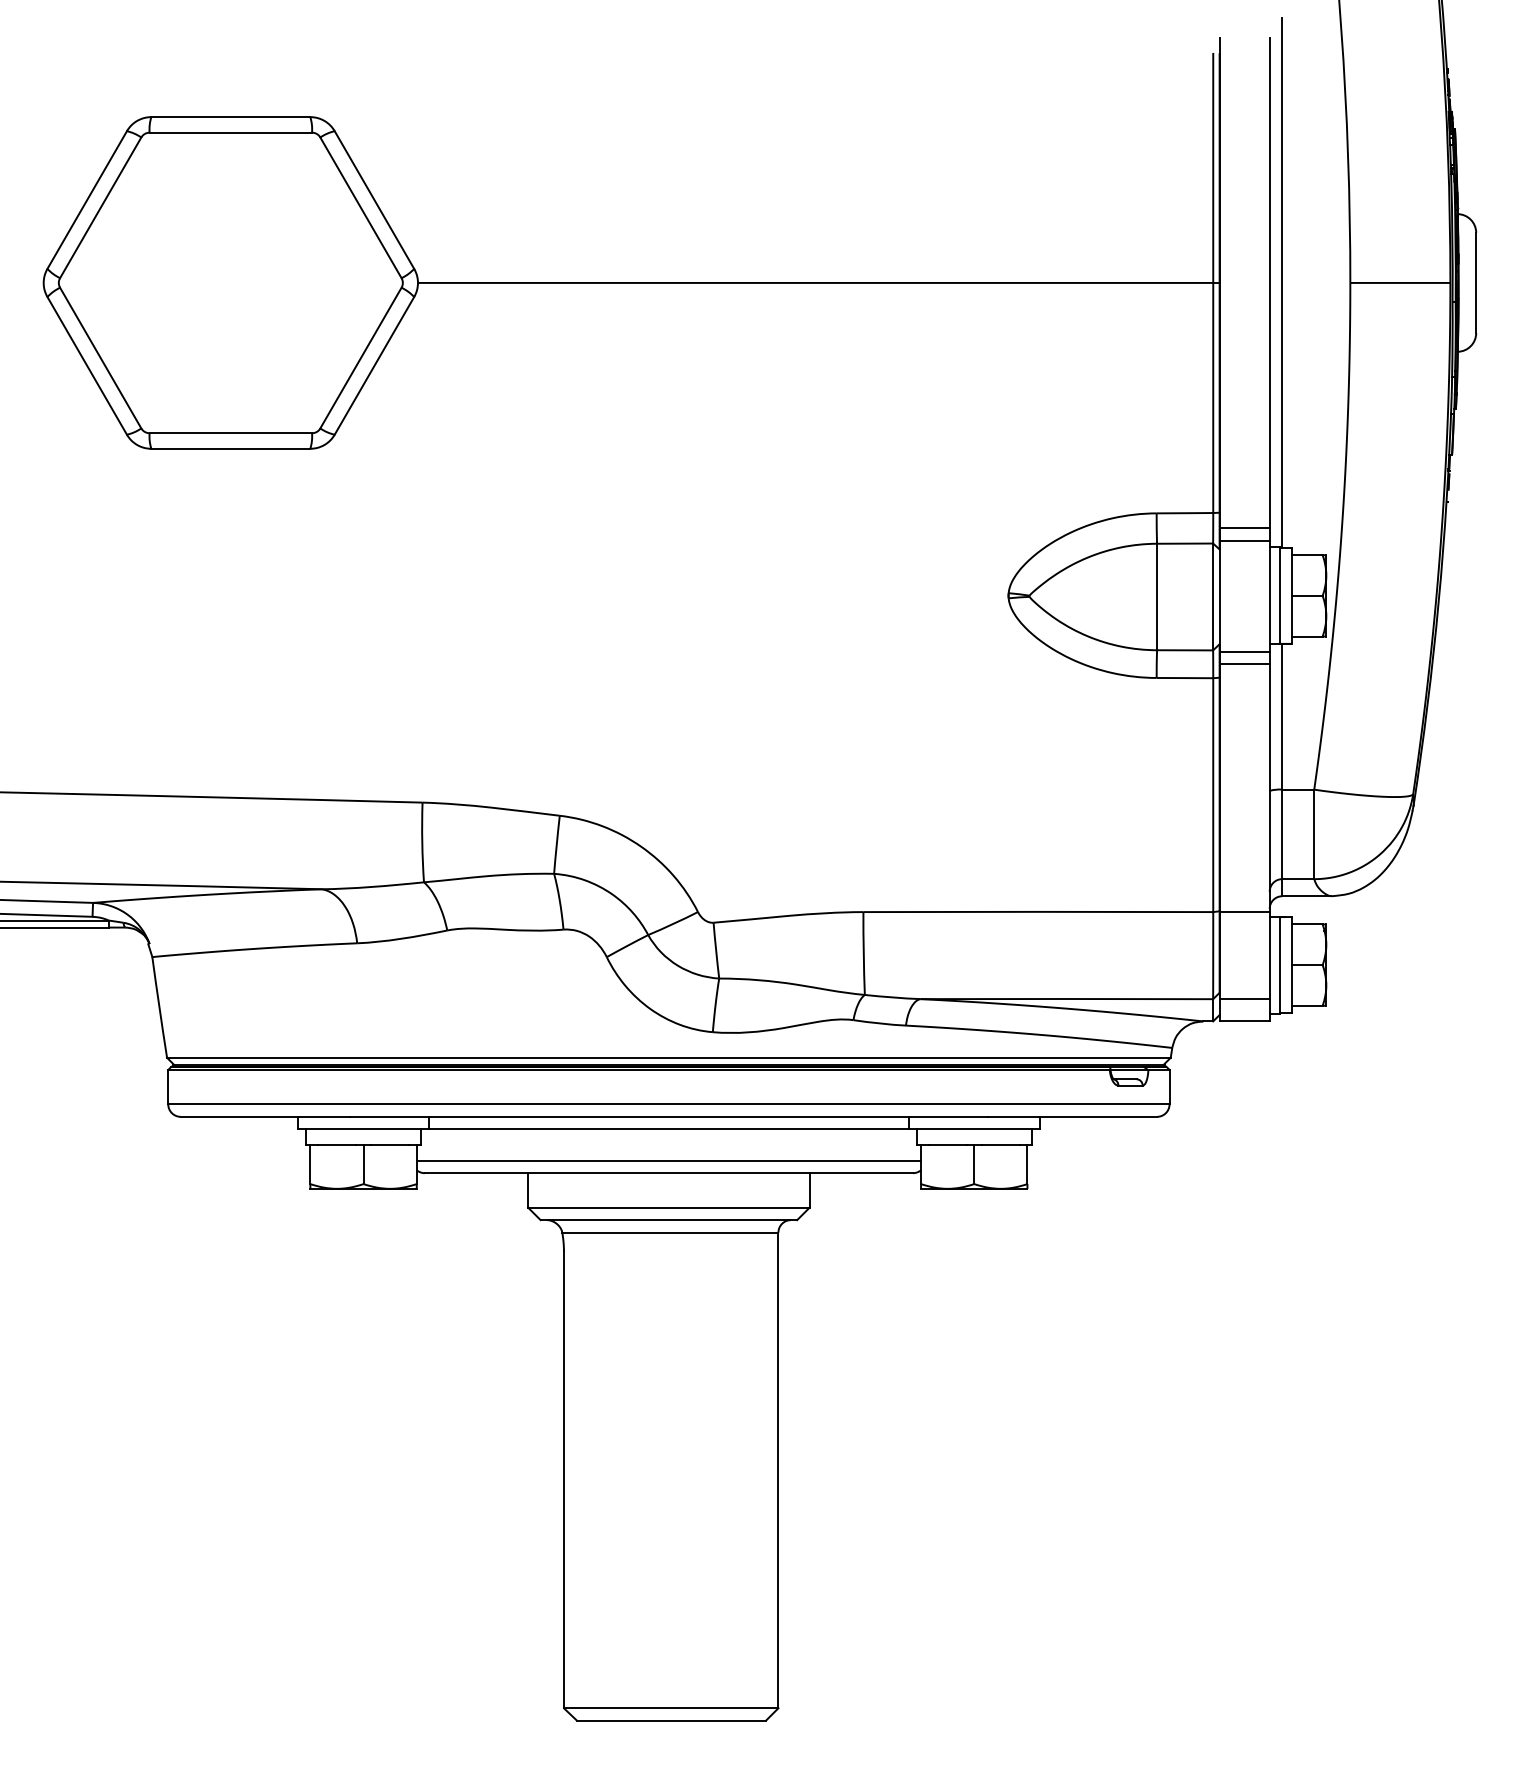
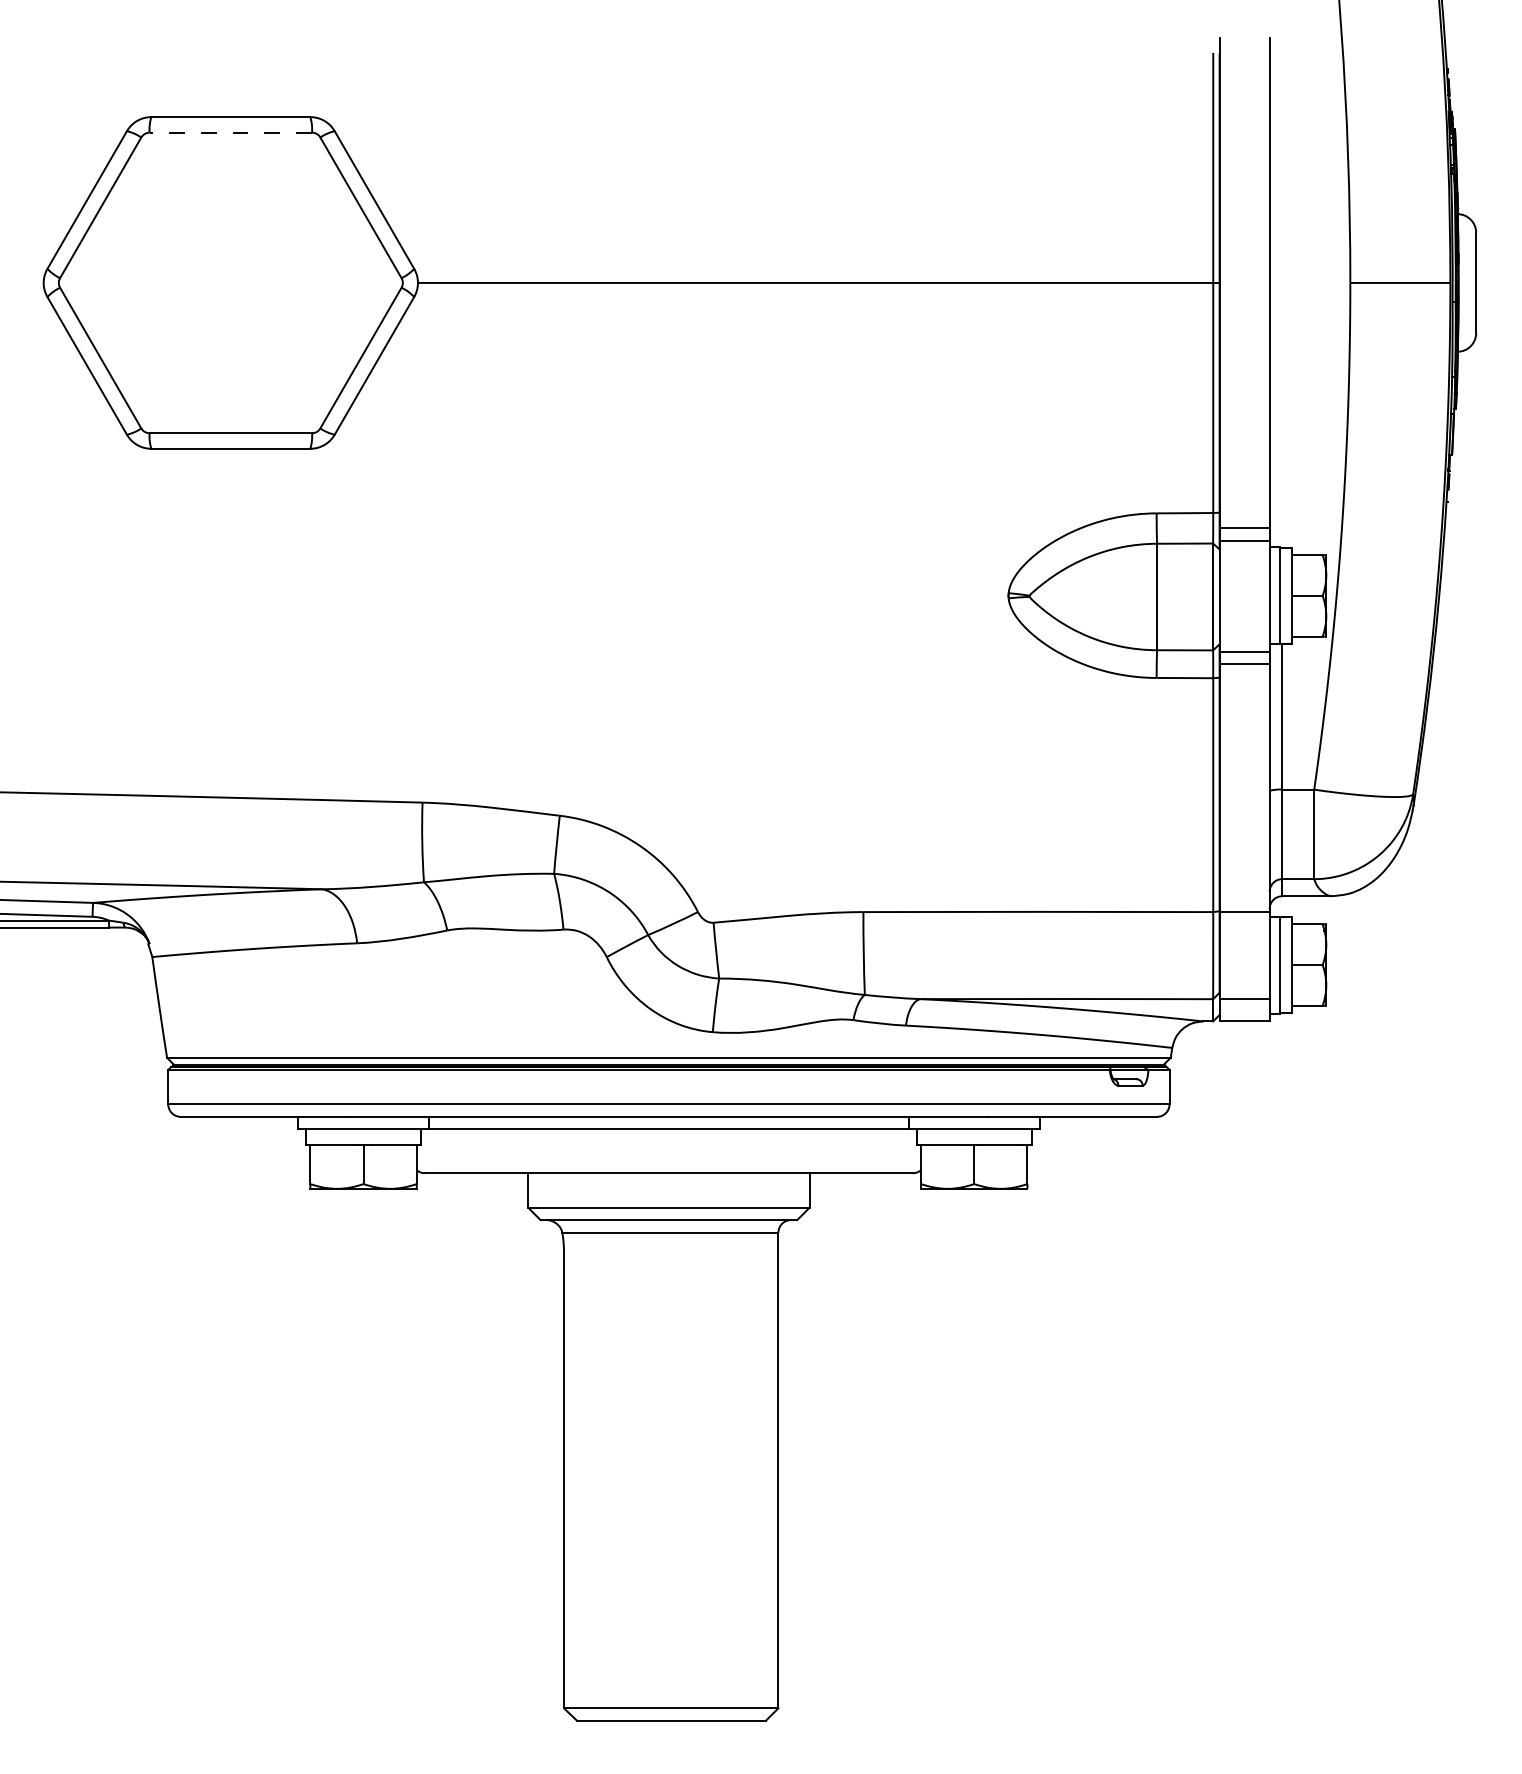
line: solid -> dashed (230, 132)
line: present -> none (1282, 282)
line: present -> none (668, 1160)
